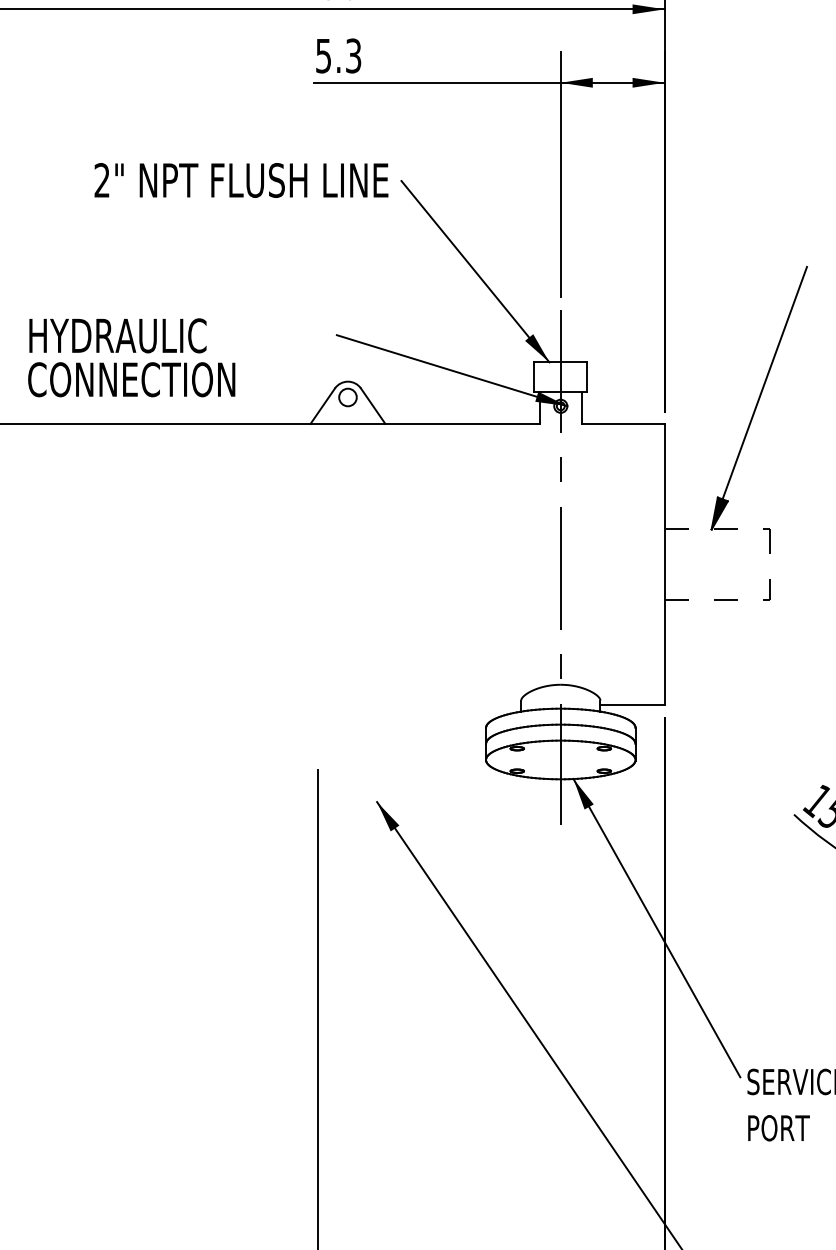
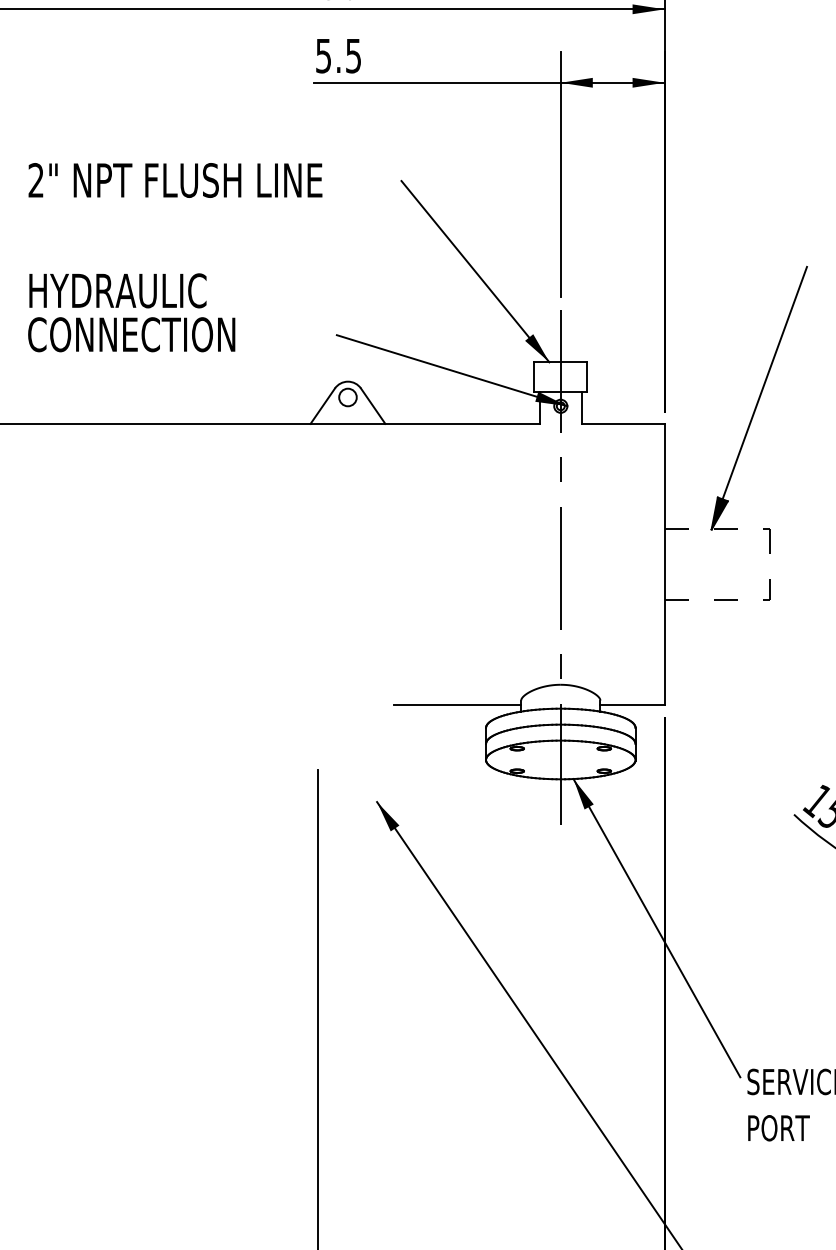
text: 5.3 -> 5.5 (353, 55)
text position: (241, 180) -> (175, 180) (175, 180)
text position: (131, 357) -> (131, 312) (131, 312)
line: none -> present (457, 705)
